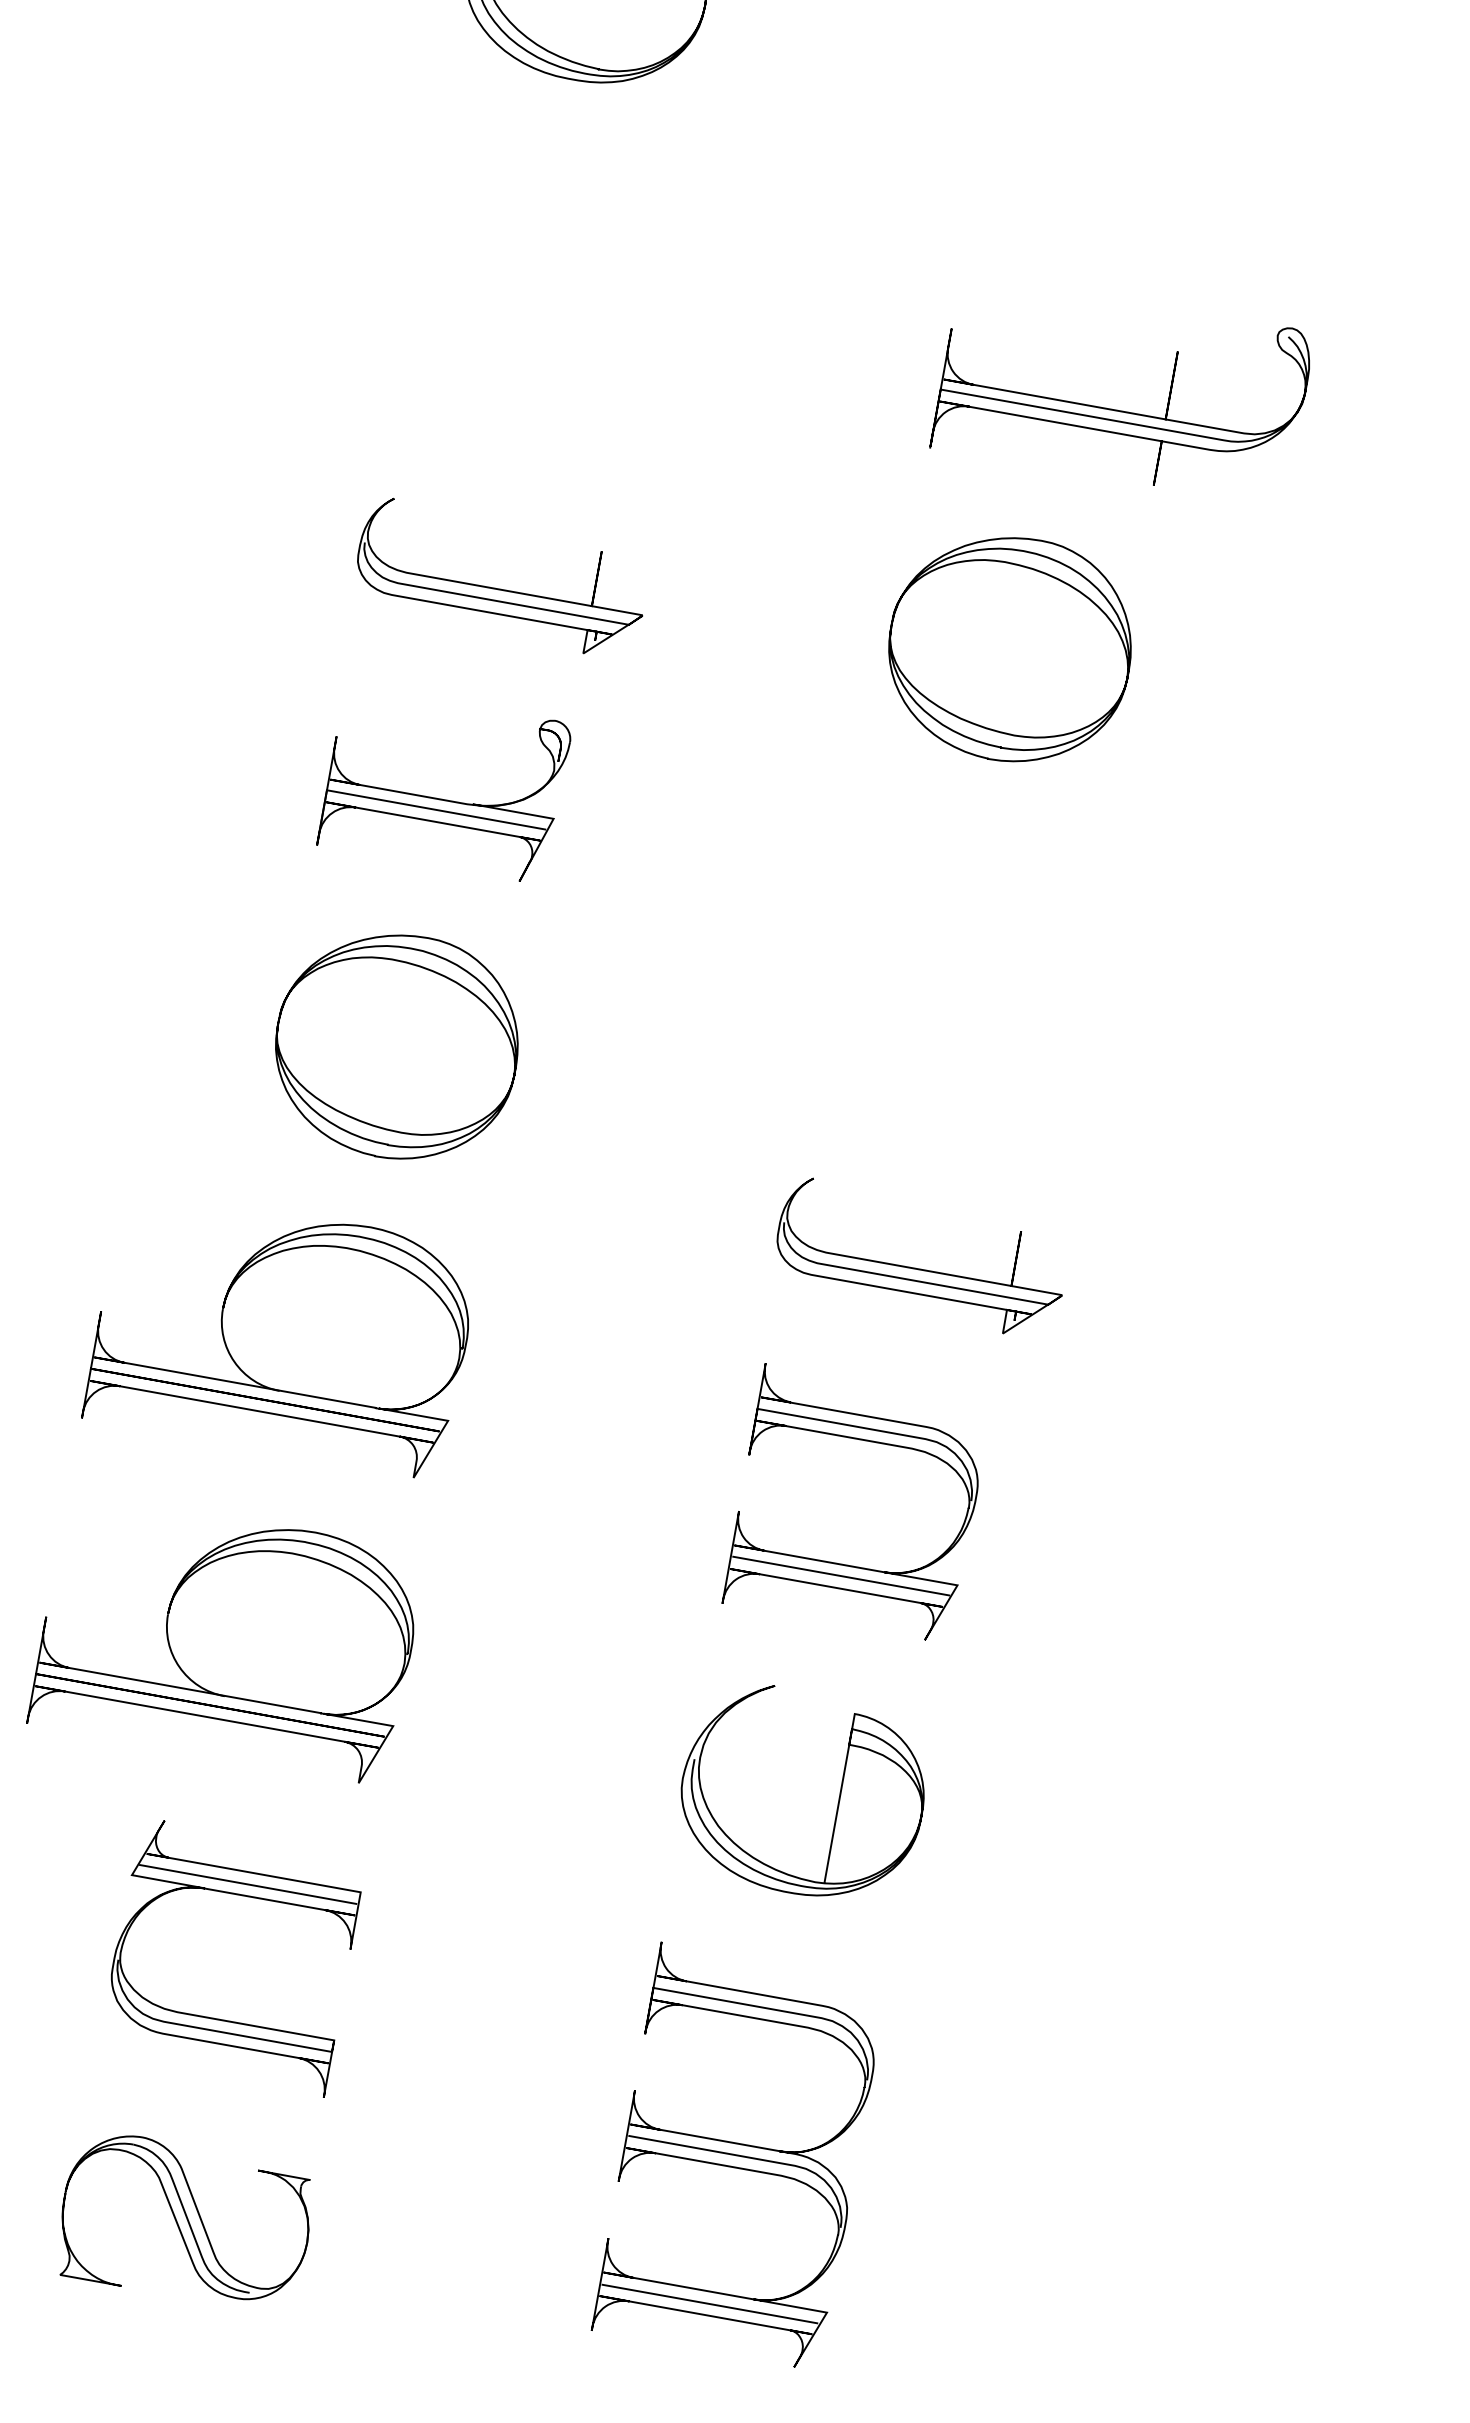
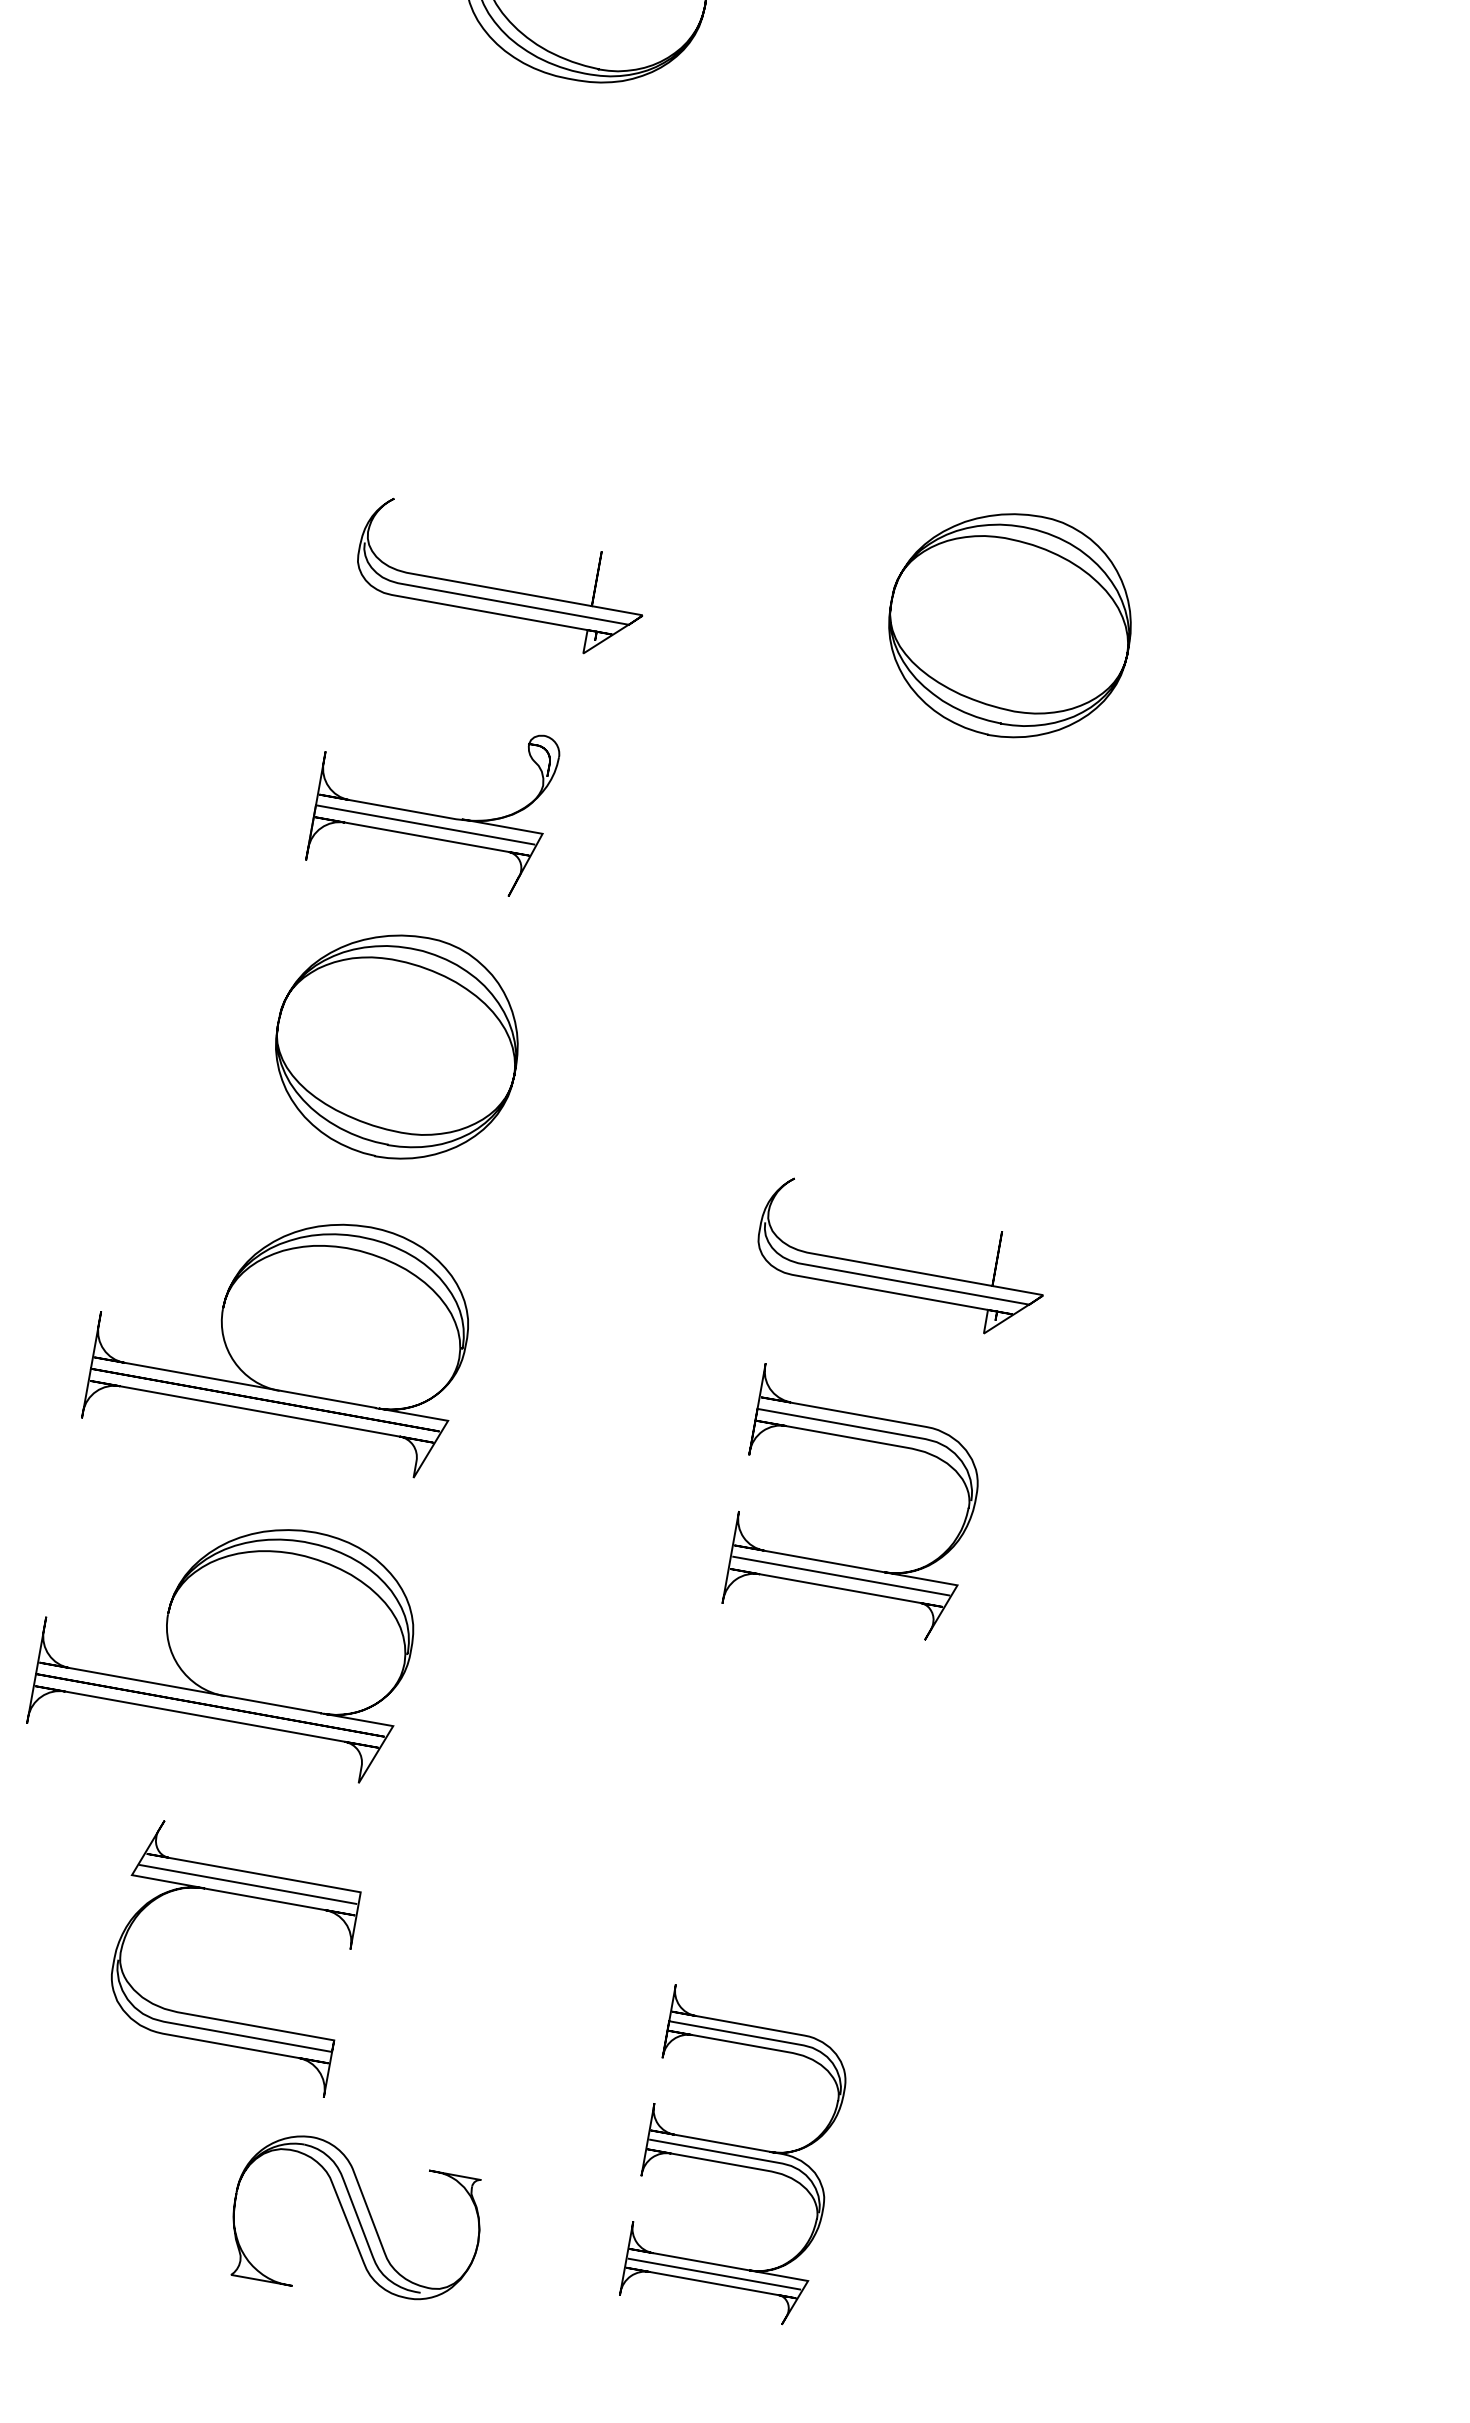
curve: present -> none (1117, 409)
curve position: (979, 724) -> (979, 700) (979, 700)
part position: (443, 800) -> (432, 815) (432, 815)
curve position: (915, 1267) -> (896, 1267) (896, 1267)
curve: present -> none (838, 1797)
part size: 285x427 px -> 228x342 px (732, 2154)
part position: (184, 2217) -> (355, 2217) (355, 2217)
